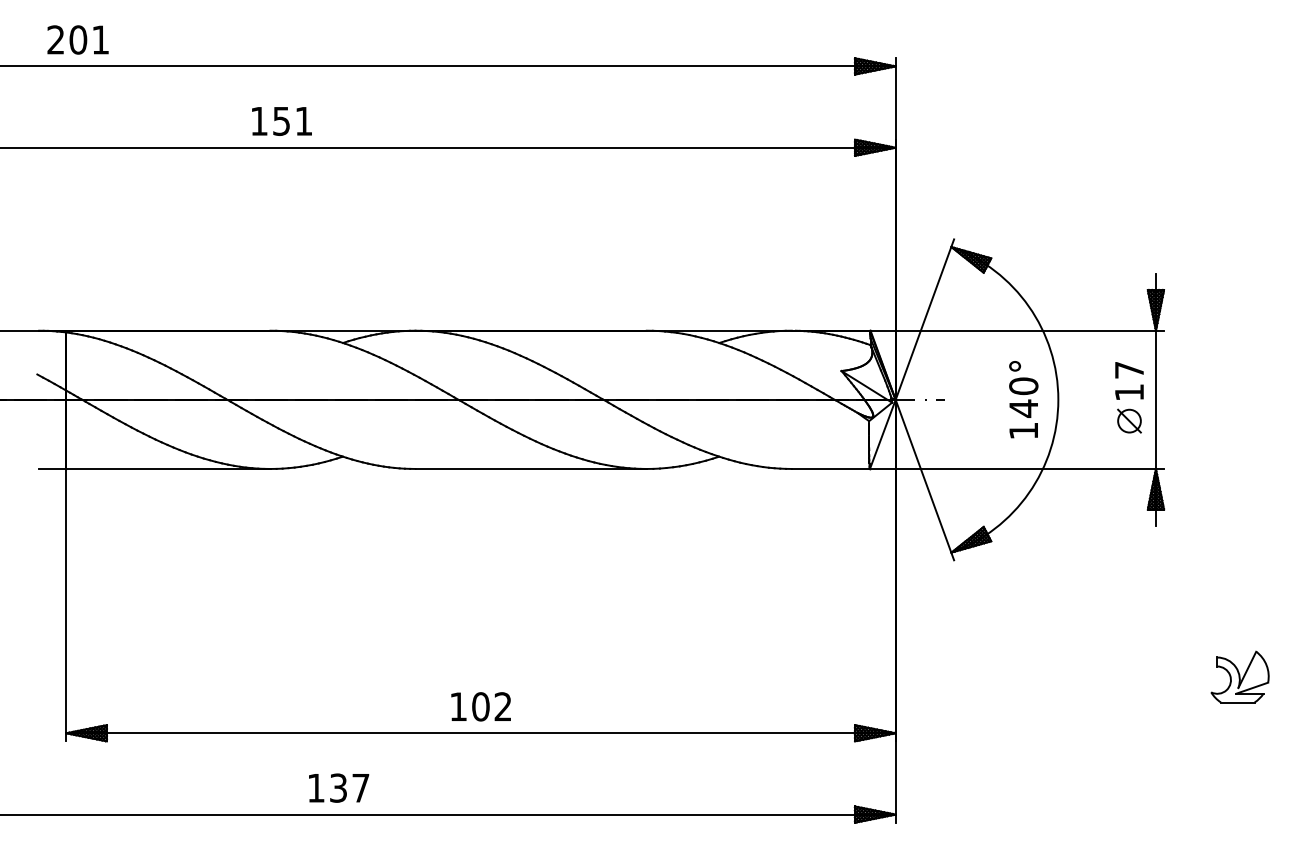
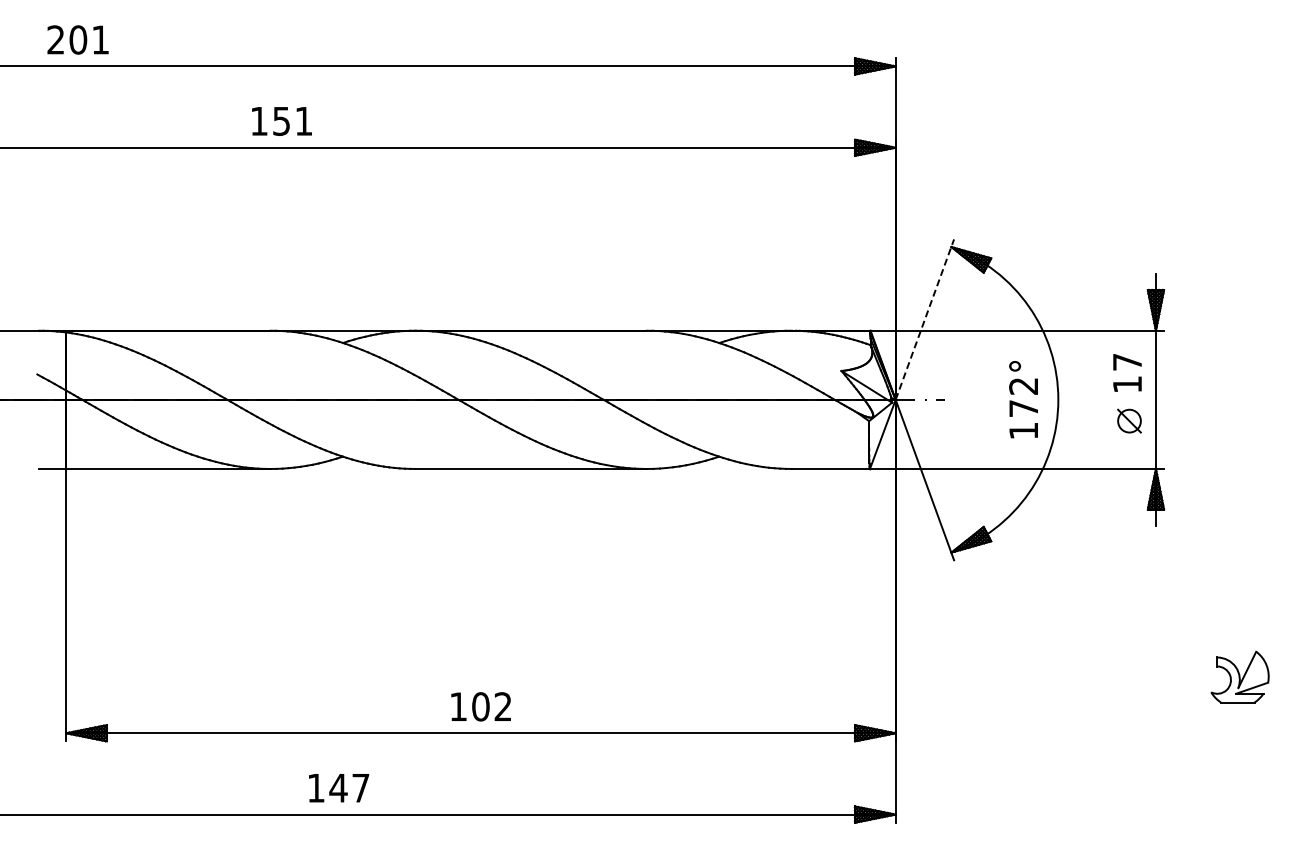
line: solid -> dashed (925, 319)
text position: (1129, 380) -> (1127, 372) (1127, 372)
text: 140° -> 172° (1023, 397)
text: 137 -> 147 (338, 787)
